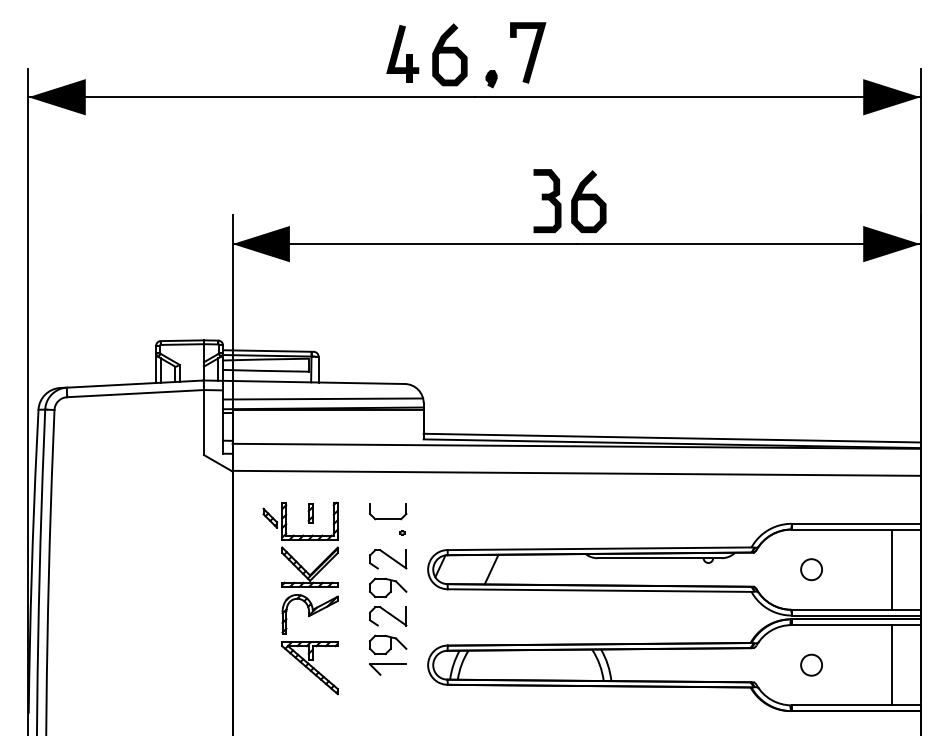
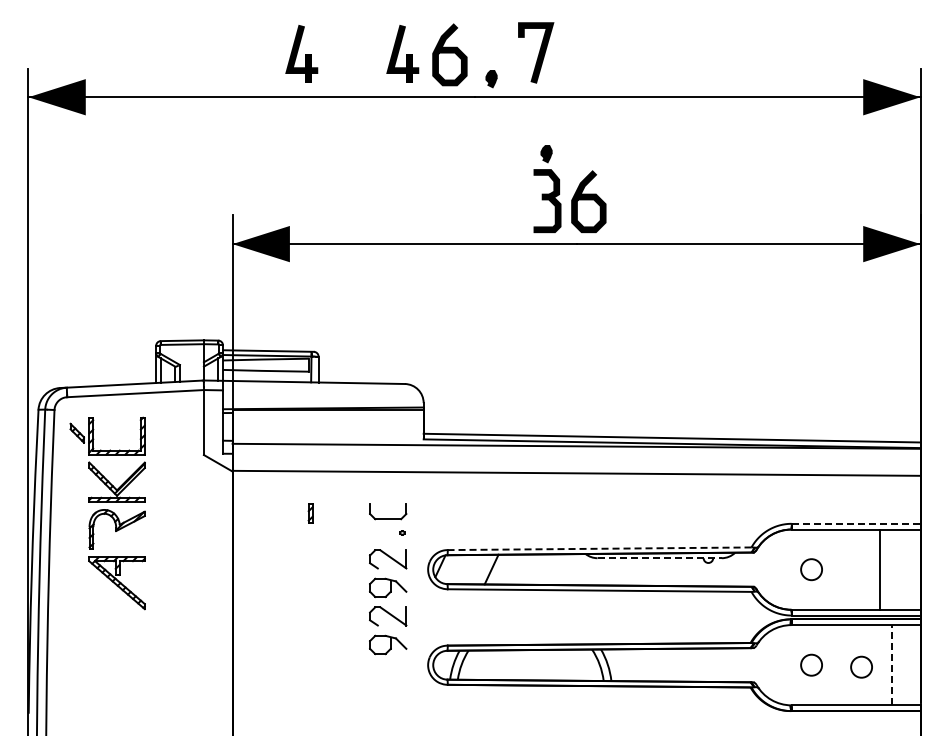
part: none -> present (301, 53)
line position: (530, 53) -> (538, 53) (538, 53)
part: none -> present (546, 154)
line: present -> none (323, 398)
line: solid -> dashed (856, 523)
line: solid -> dashed (599, 548)
line: solid -> dashed (660, 558)
line position: (891, 569) -> (879, 569) (879, 569)
part position: (300, 598) -> (107, 513) (107, 513)
line: solid -> dashed (891, 664)
circle: none -> present (861, 666)
part: present -> none (387, 669)
